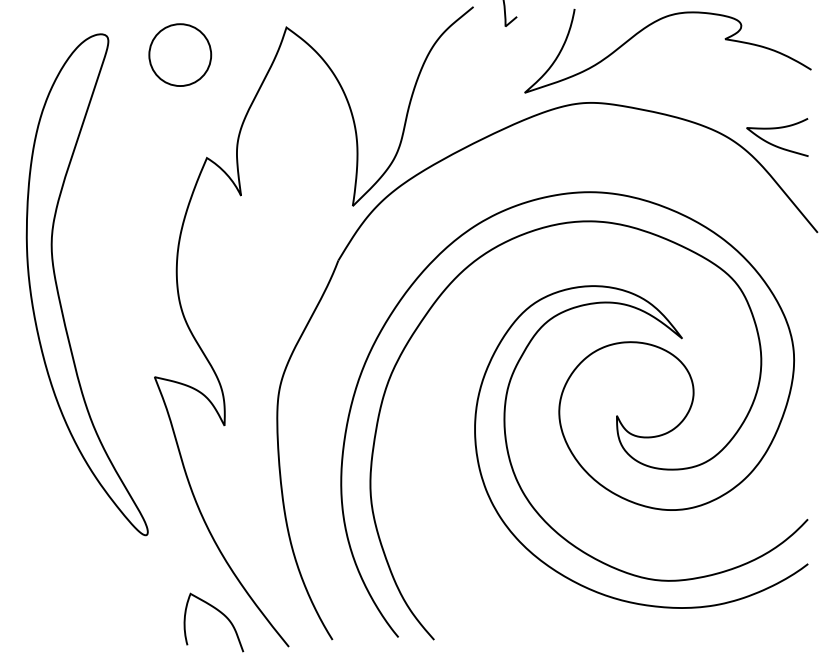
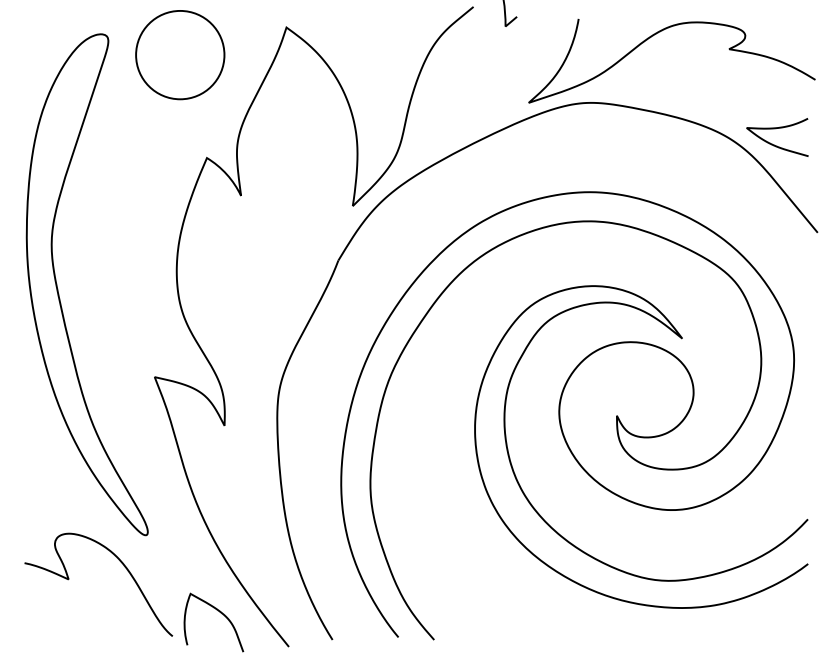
curve position: (654, 23) -> (658, 33) (658, 33)
circle diameter: 62 px -> 88 px (180, 54)
curve: none -> present (69, 579)
